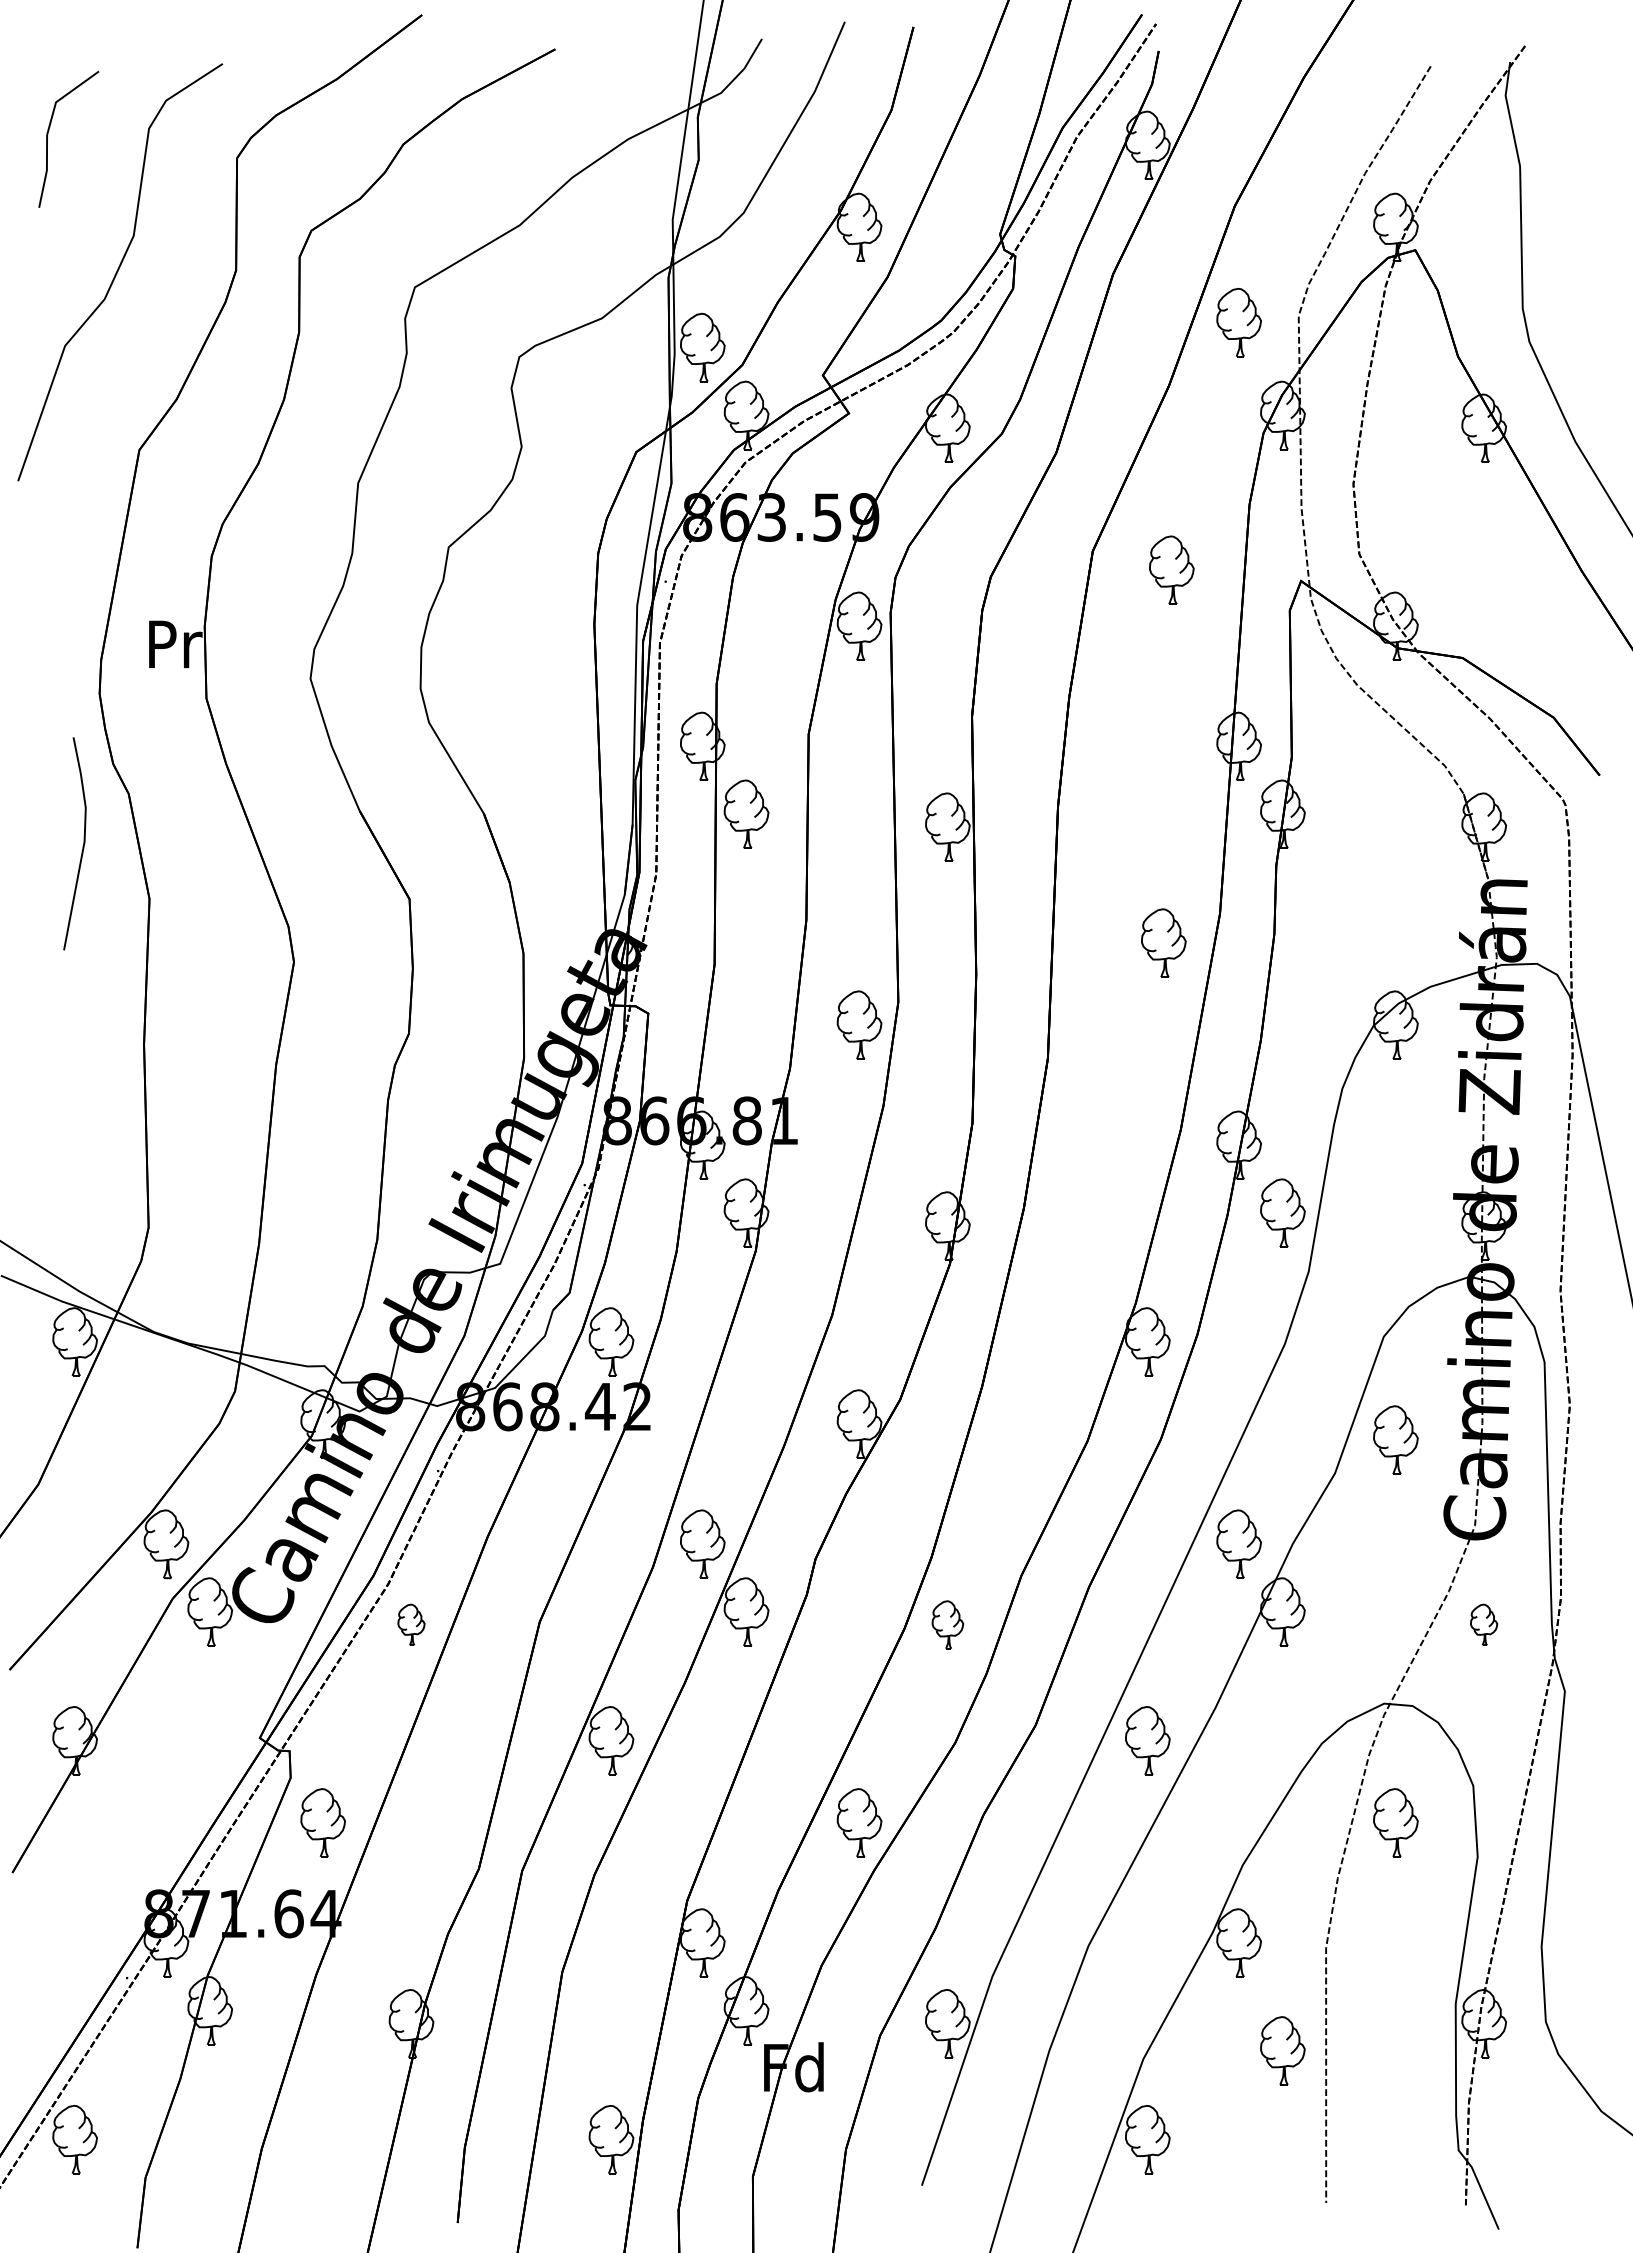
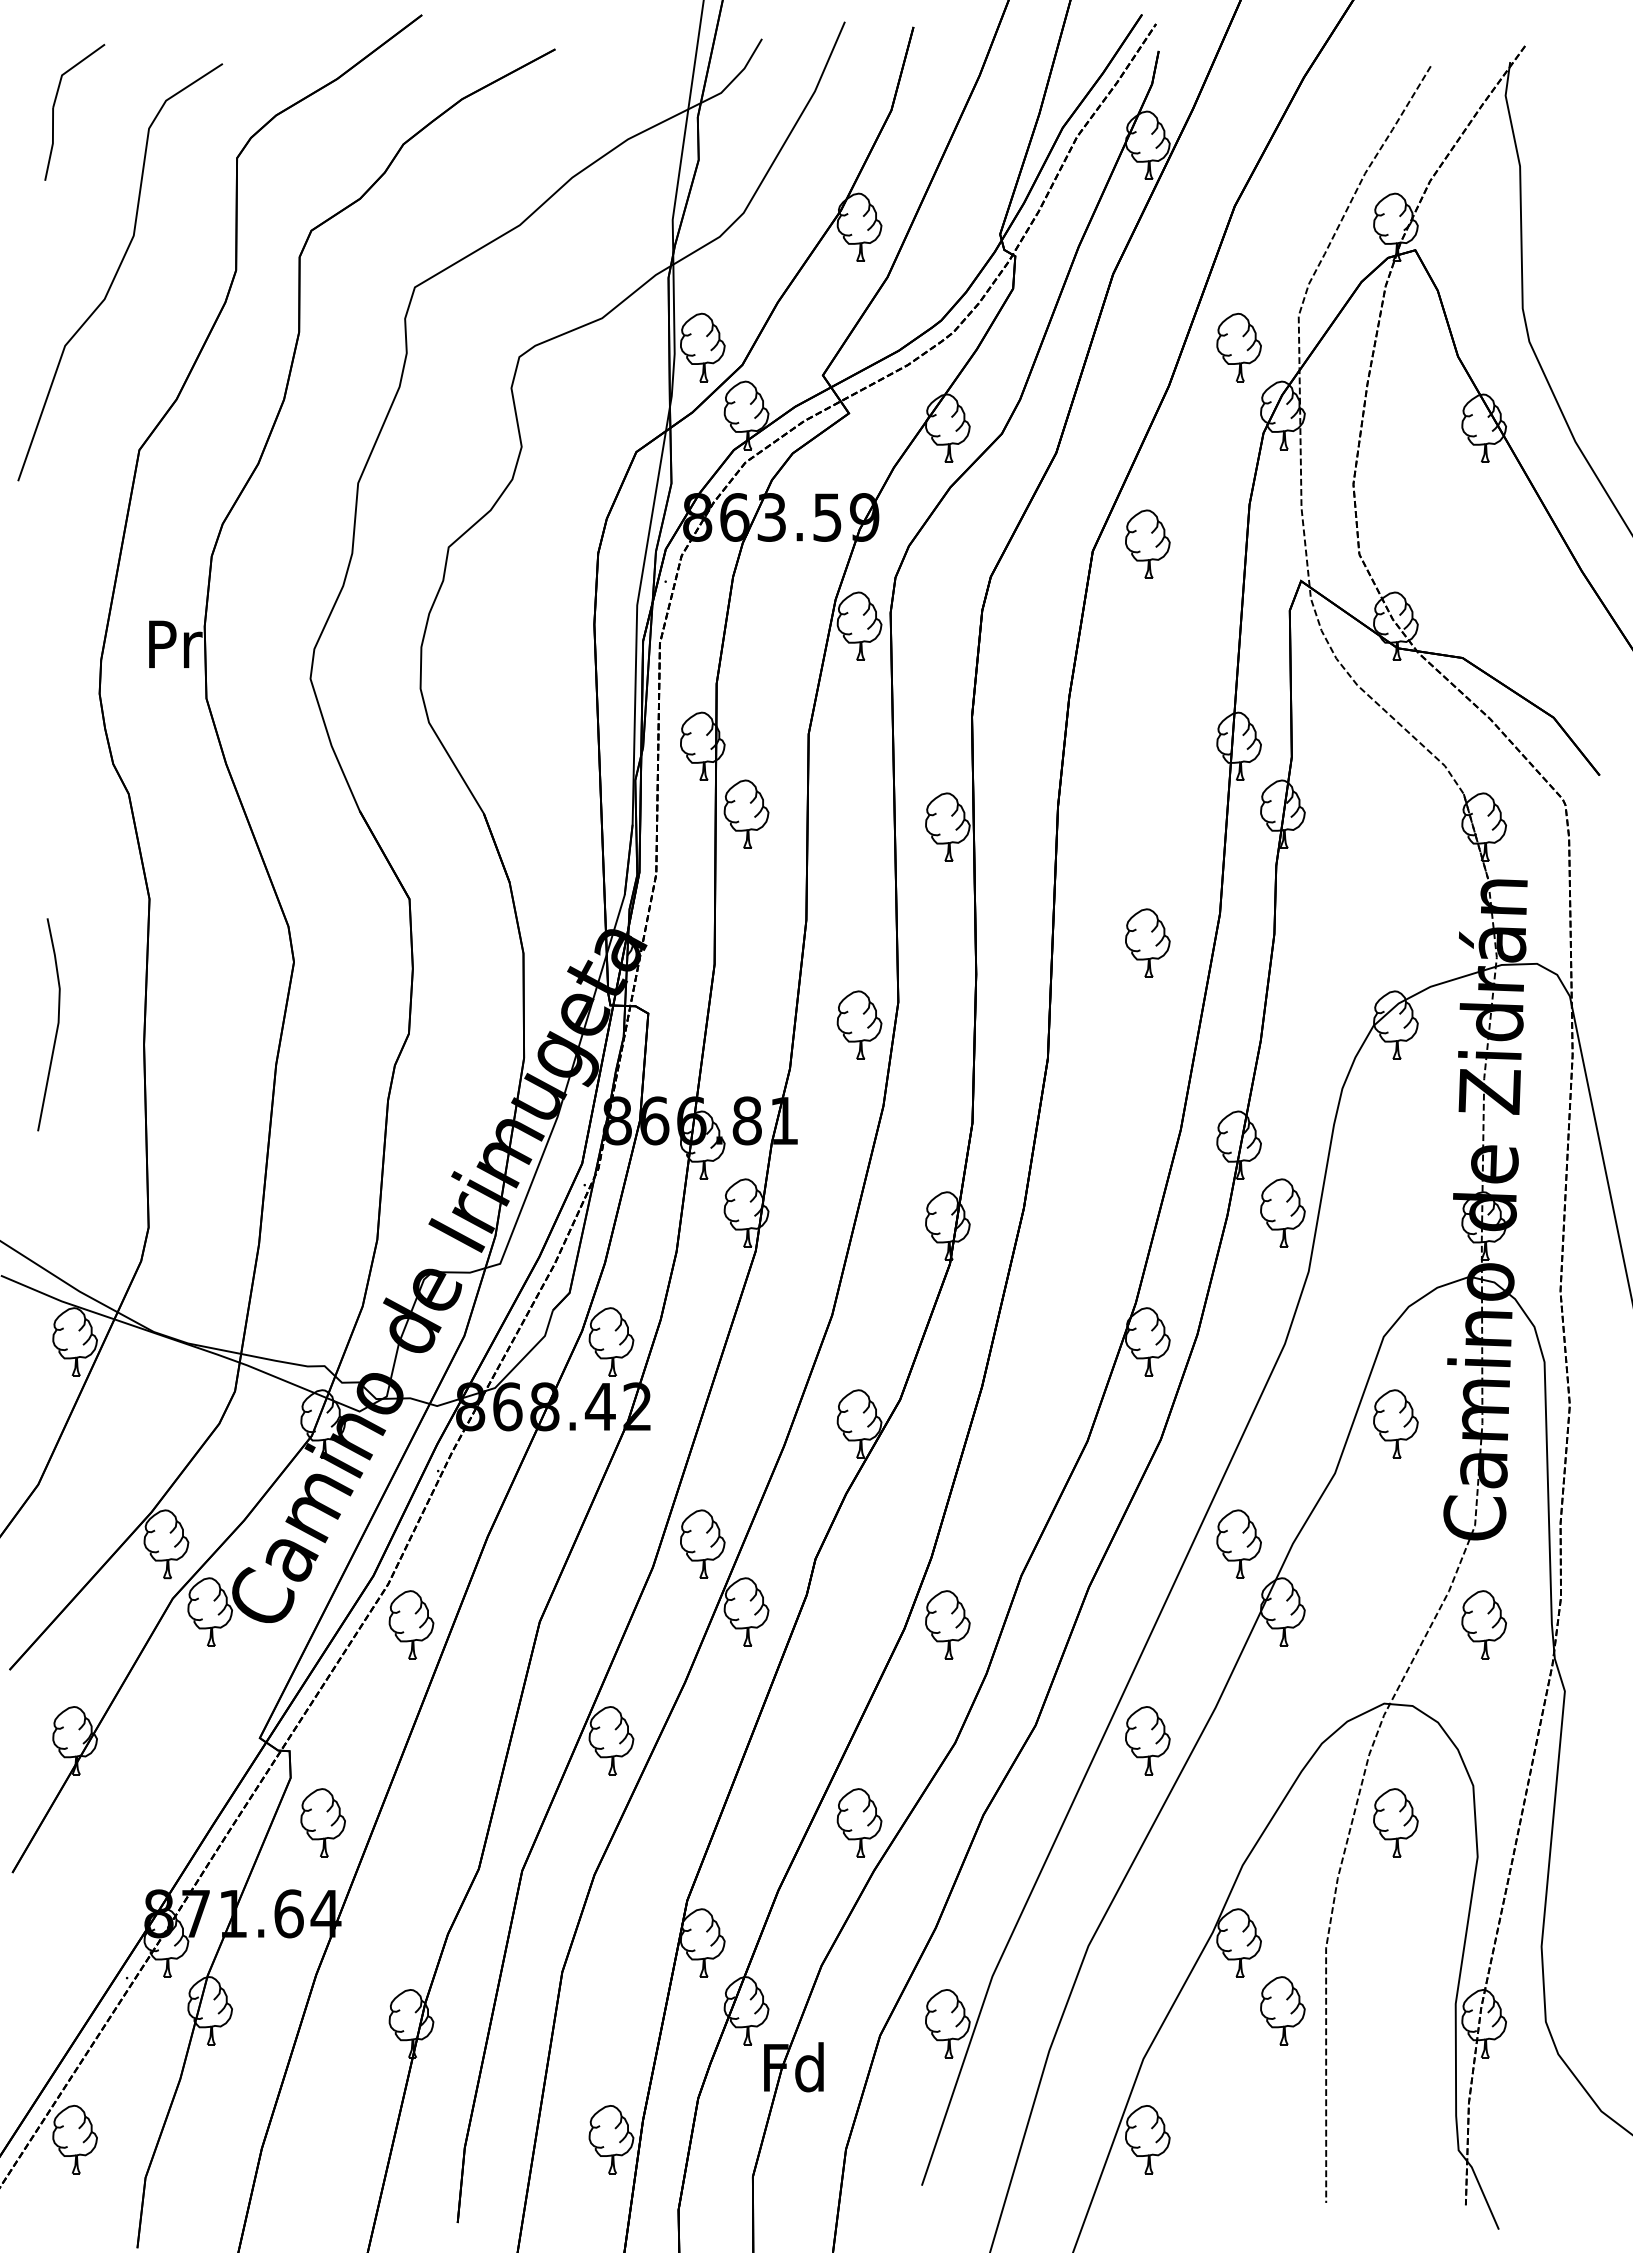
part position: (48, 134) -> (54, 107) (54, 107)
part position: (1238, 322) -> (1238, 347) (1238, 347)
part position: (1171, 569) -> (1147, 543) (1147, 543)
line position: (82, 846) -> (56, 1027) (56, 1027)
part position: (1163, 942) -> (1147, 942) (1147, 942)
part position: (1395, 1439) -> (1395, 1423) (1395, 1423)
part size: 29x43 px -> 47x70 px (411, 1624)
part size: 34x50 px -> 46x70 px (947, 1624)
part size: 29x43 px -> 46x70 px (1483, 1624)
part position: (1282, 2050) -> (1282, 2010) (1282, 2010)
